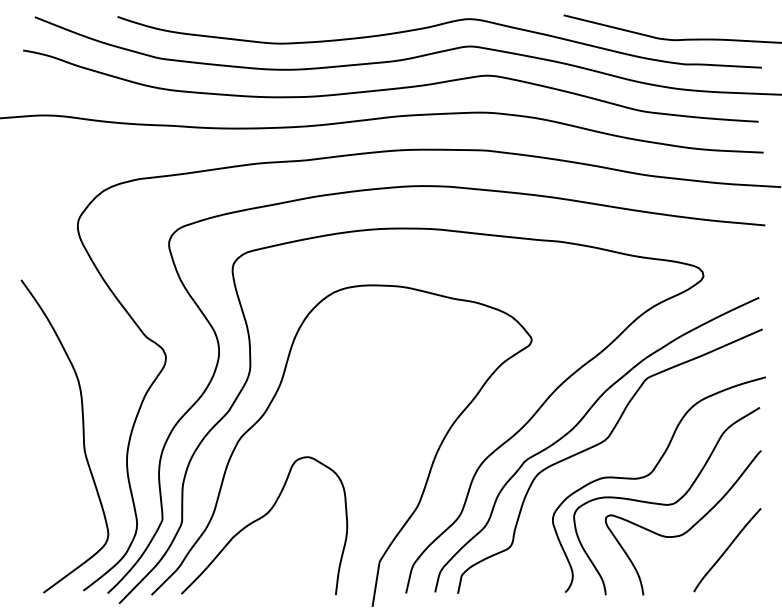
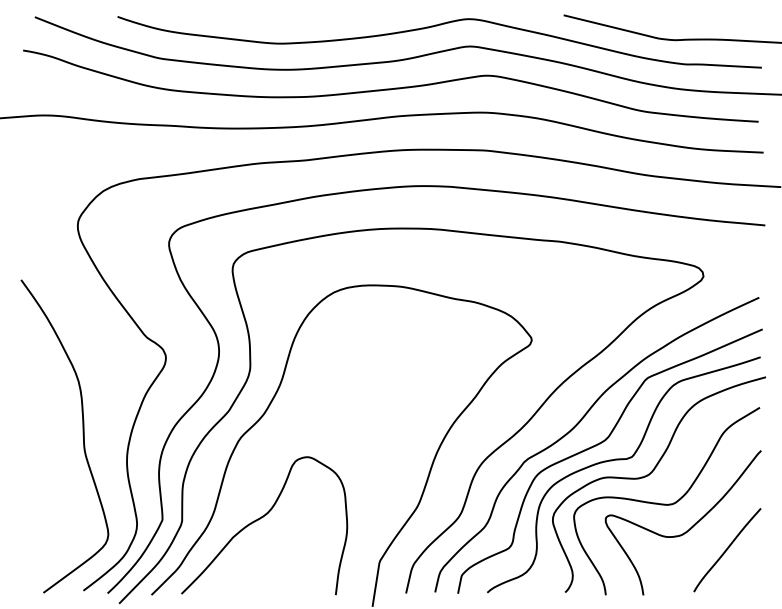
curve: none -> present (622, 460)
